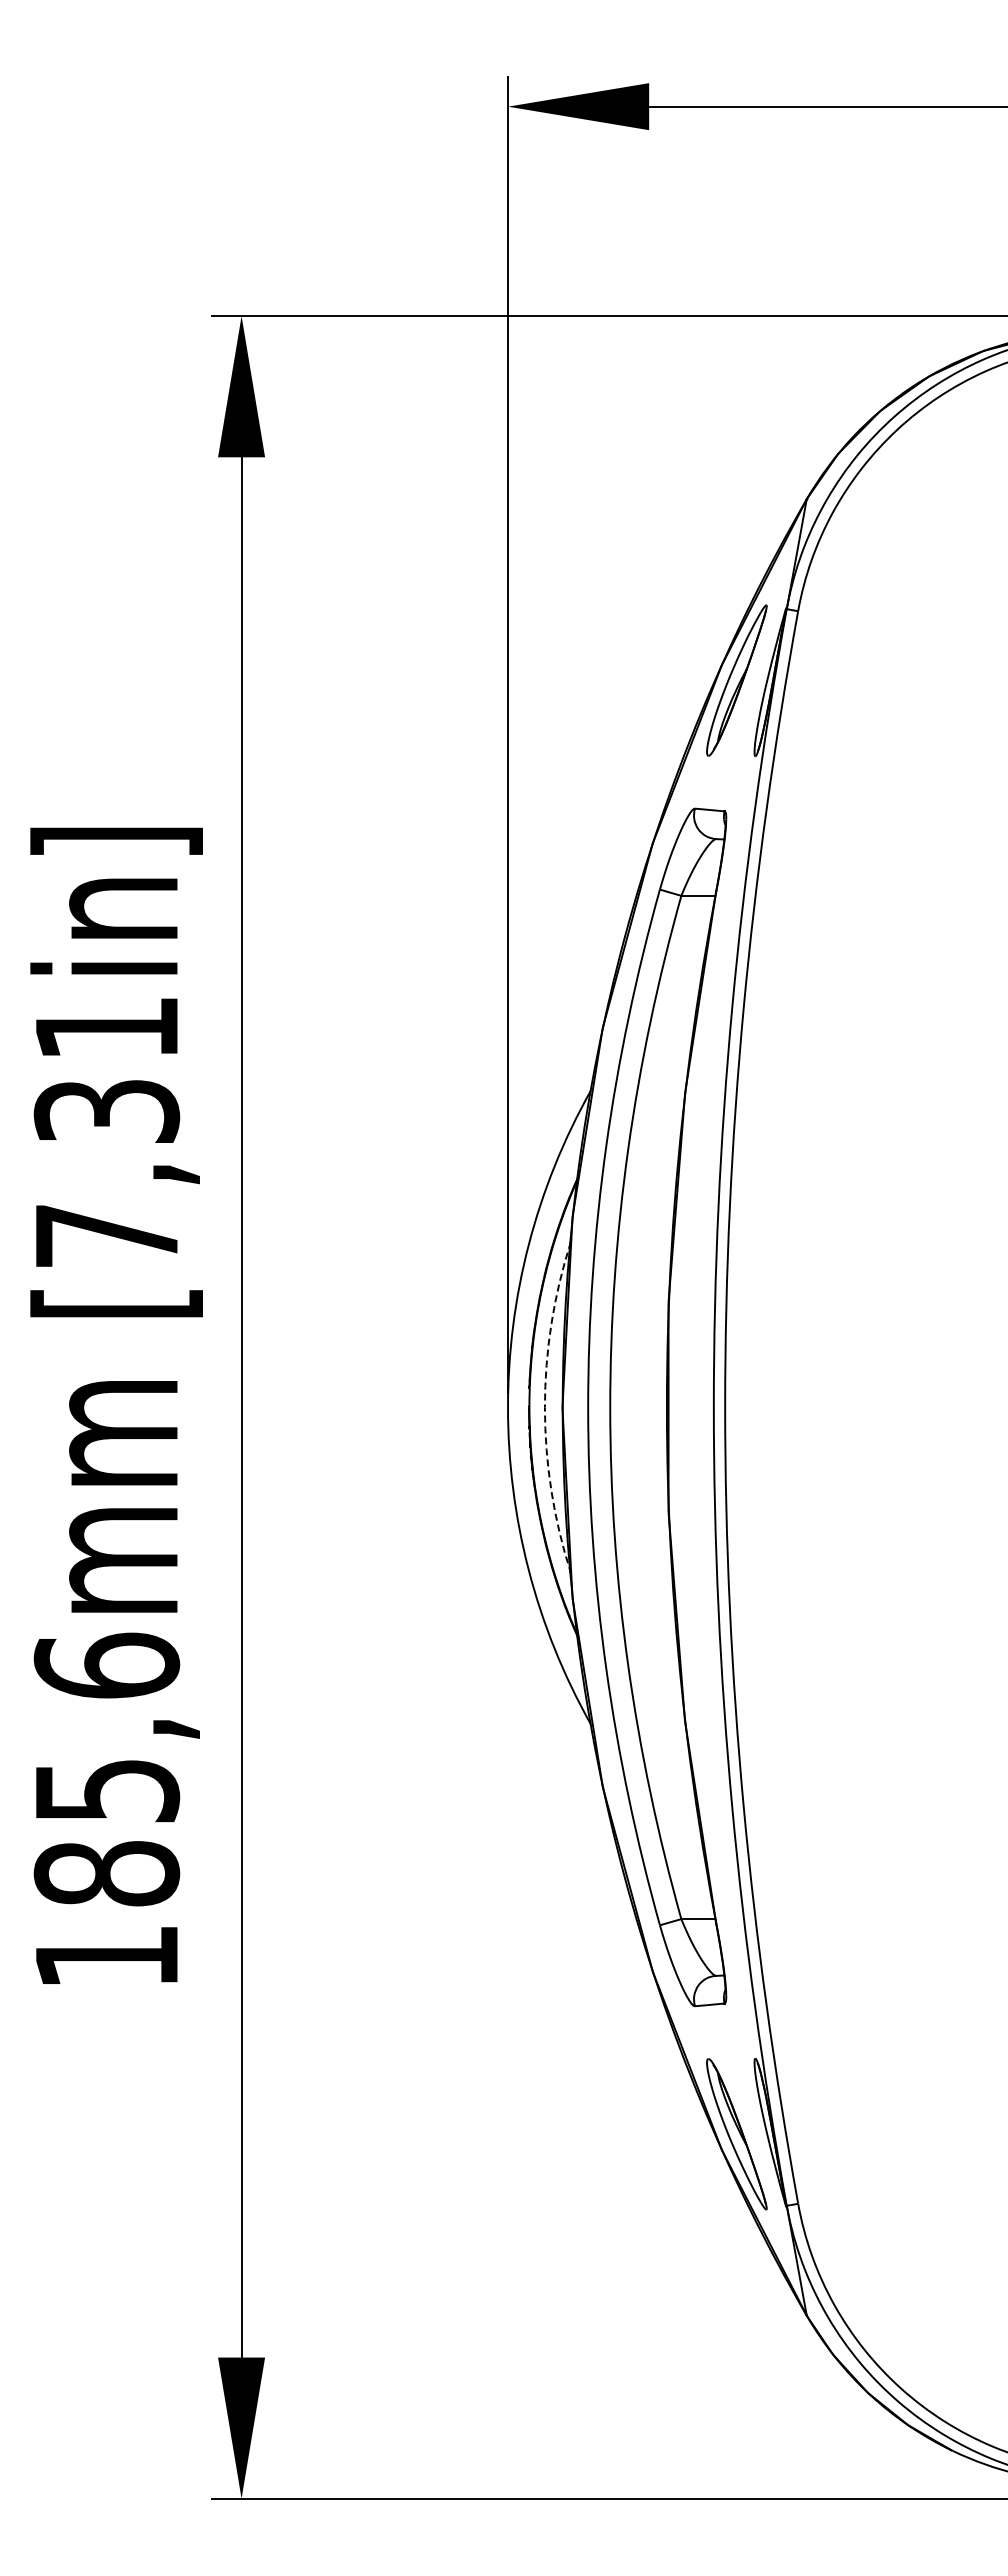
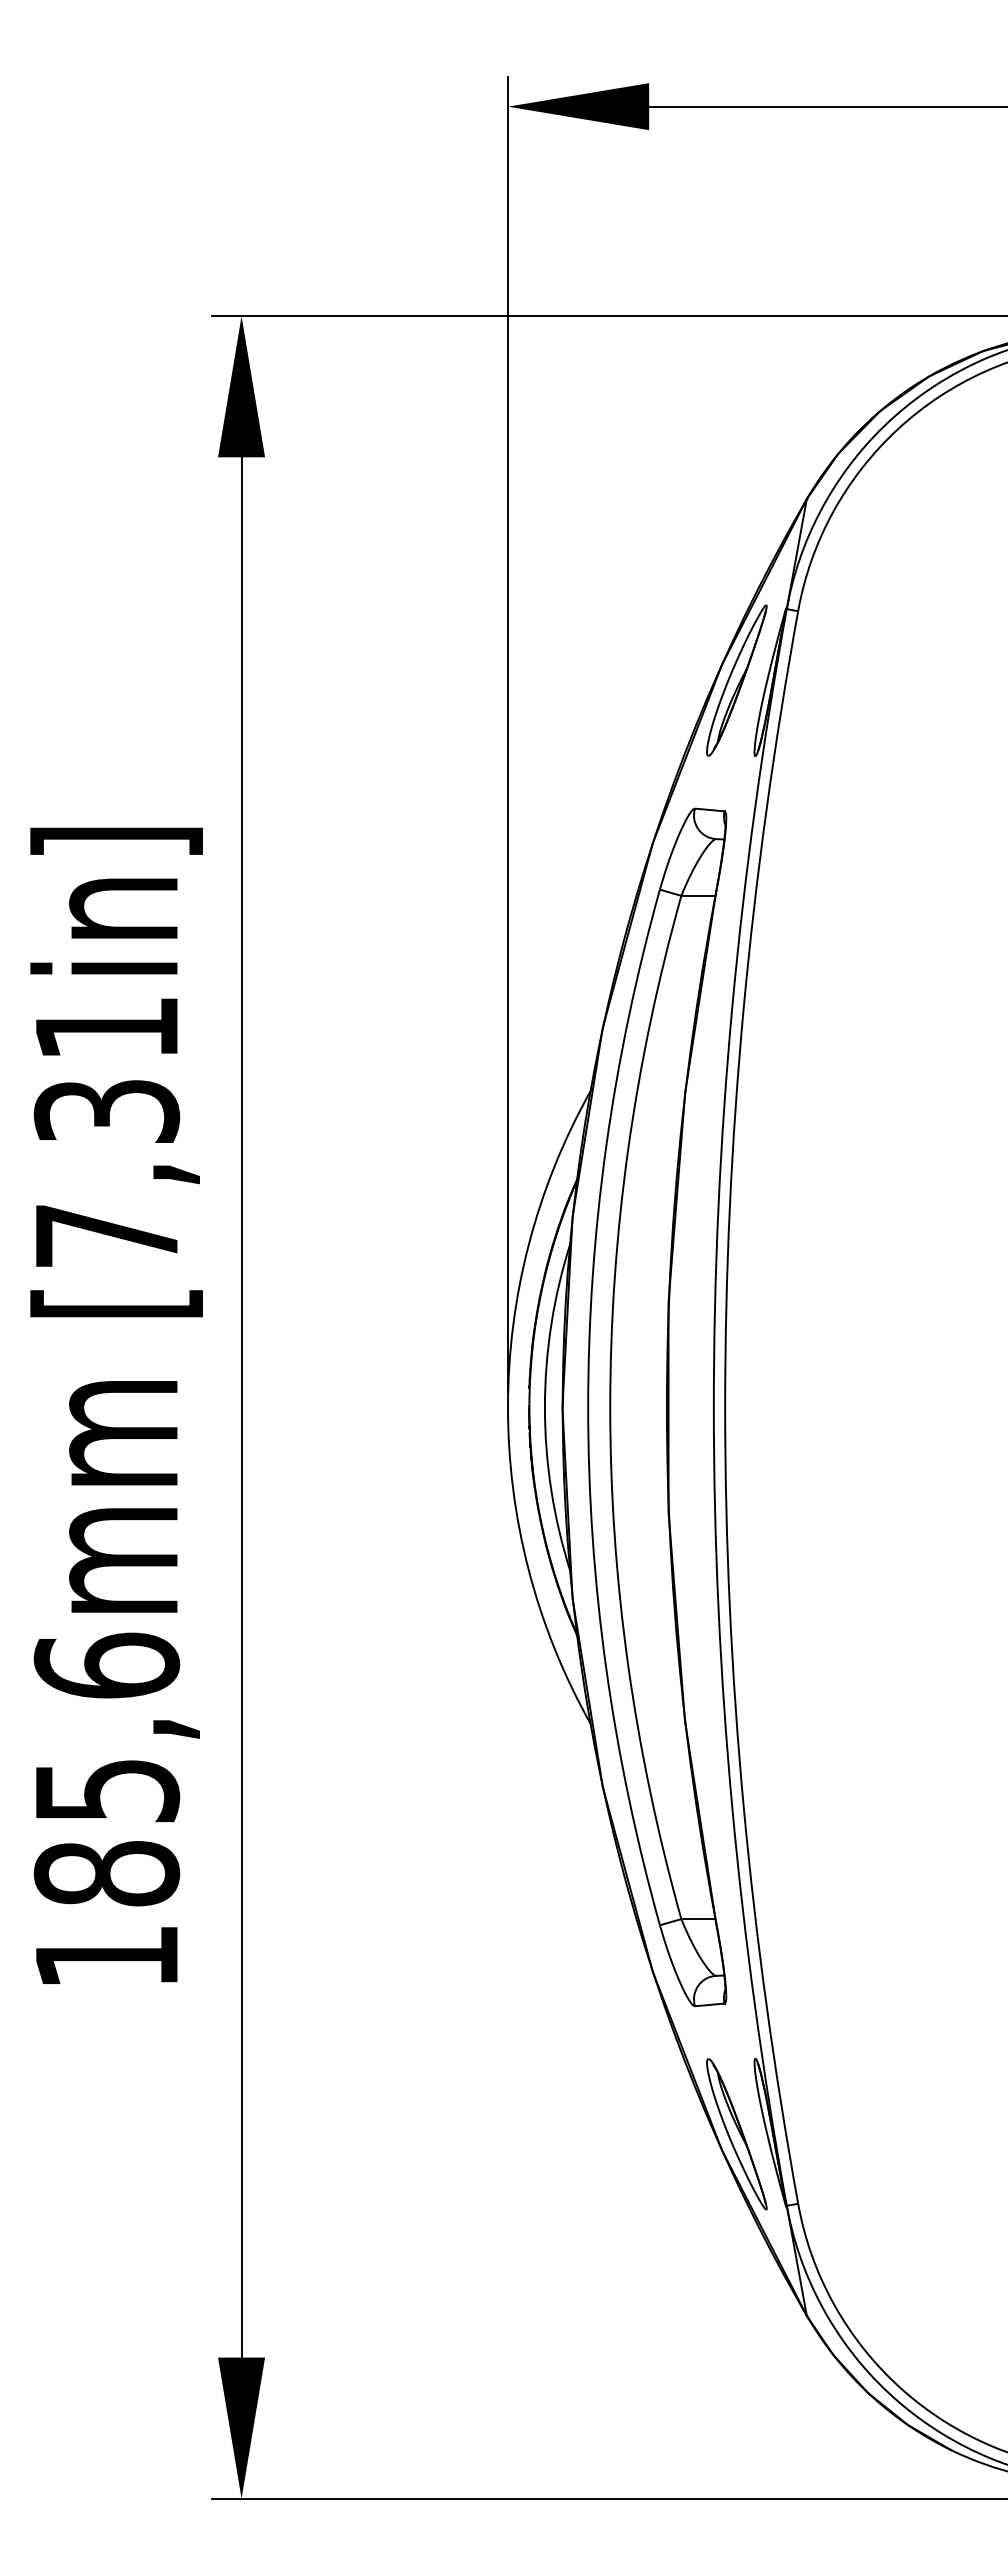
arc: dashed -> solid (544, 1407)
